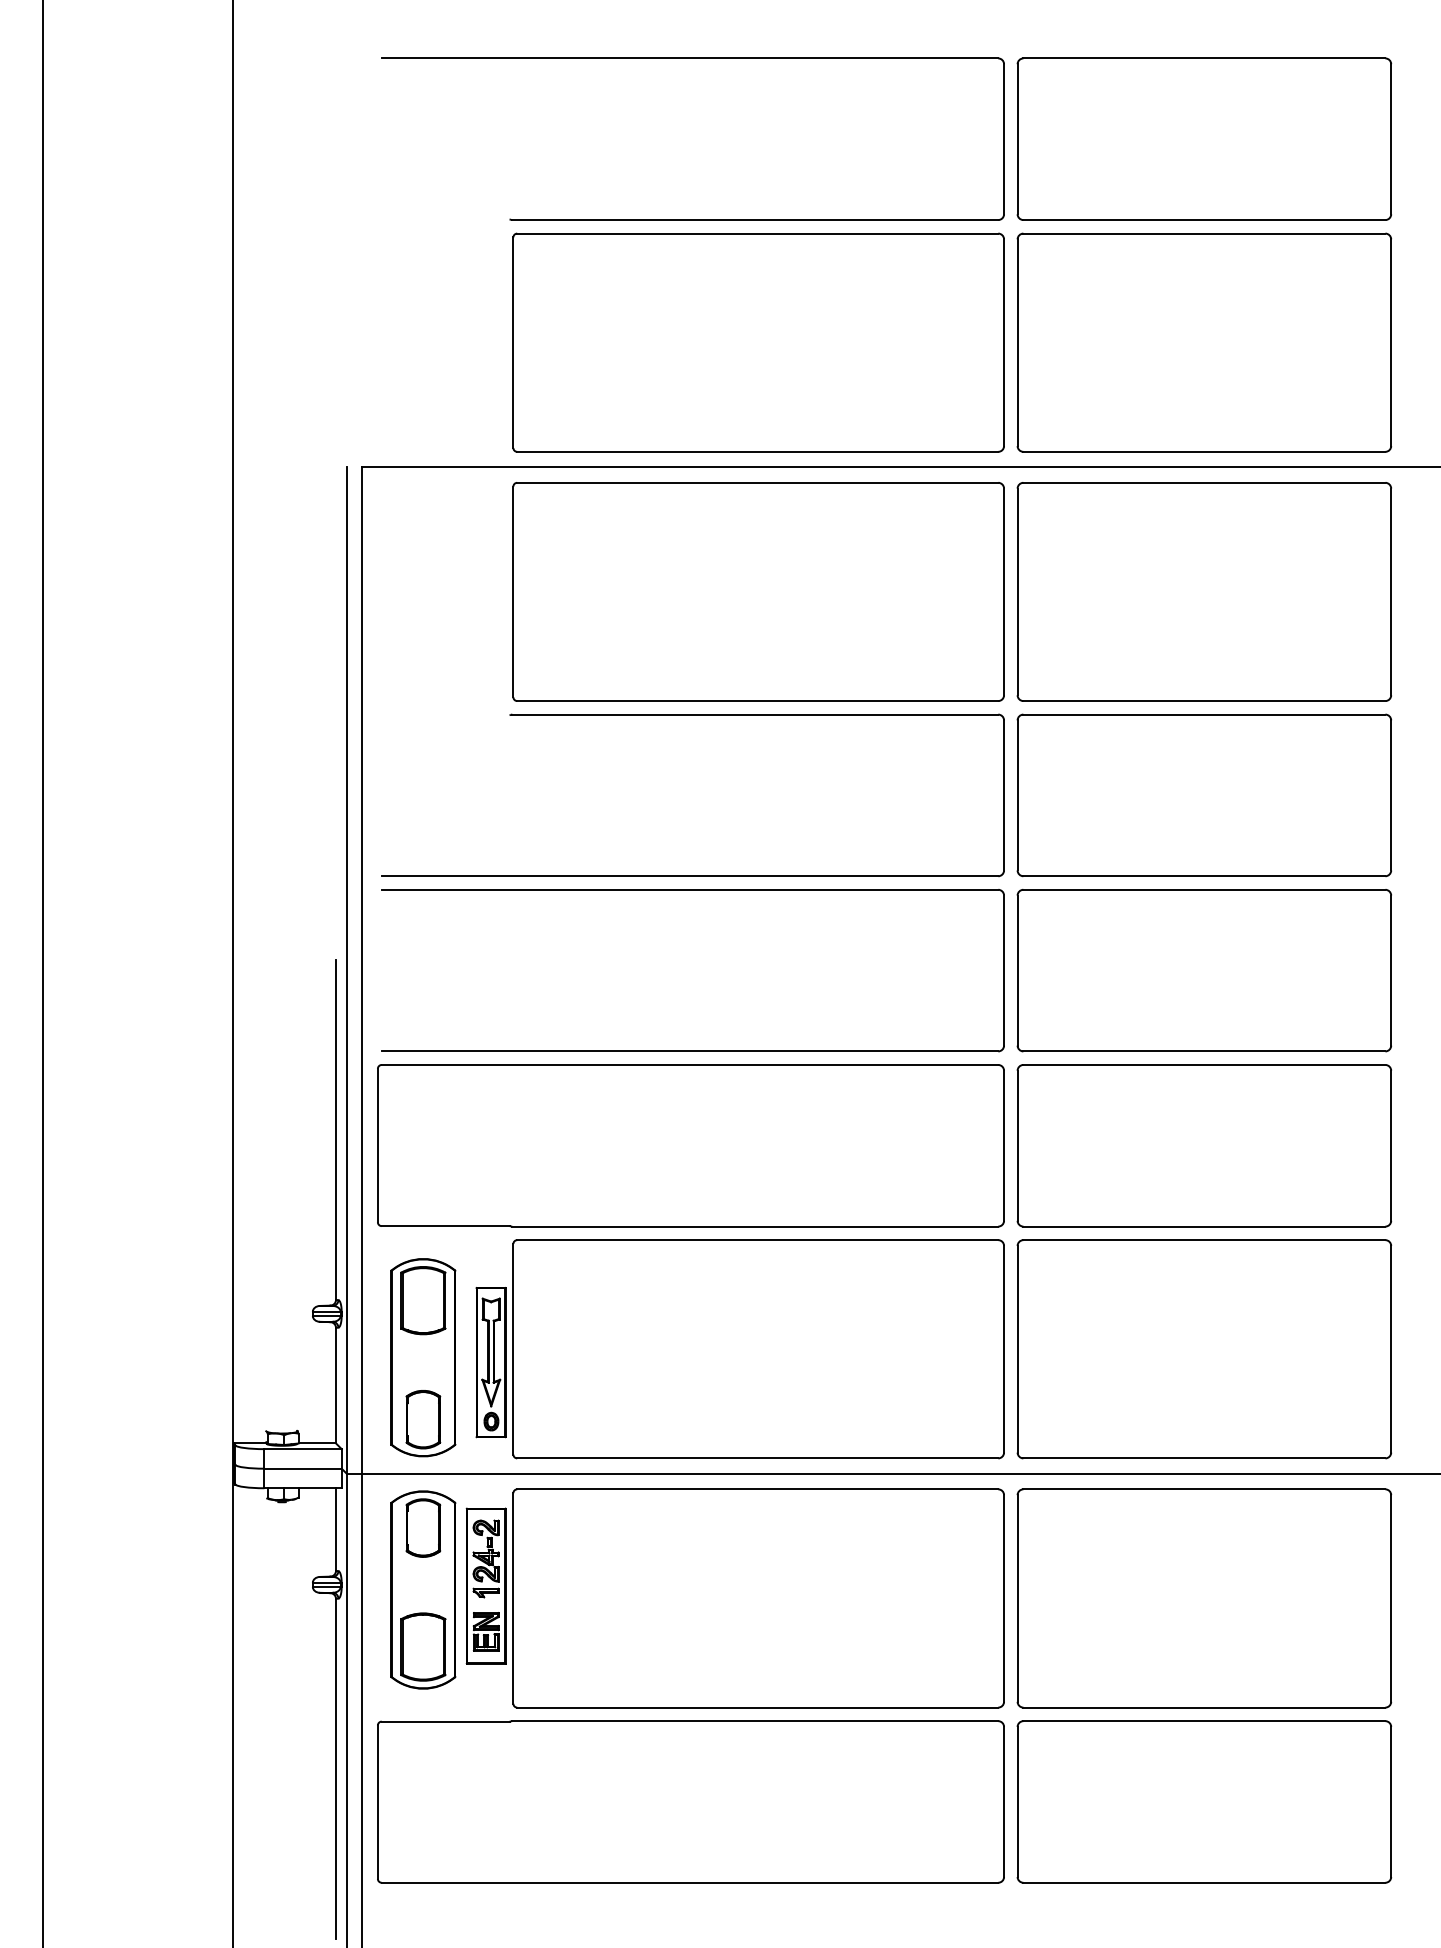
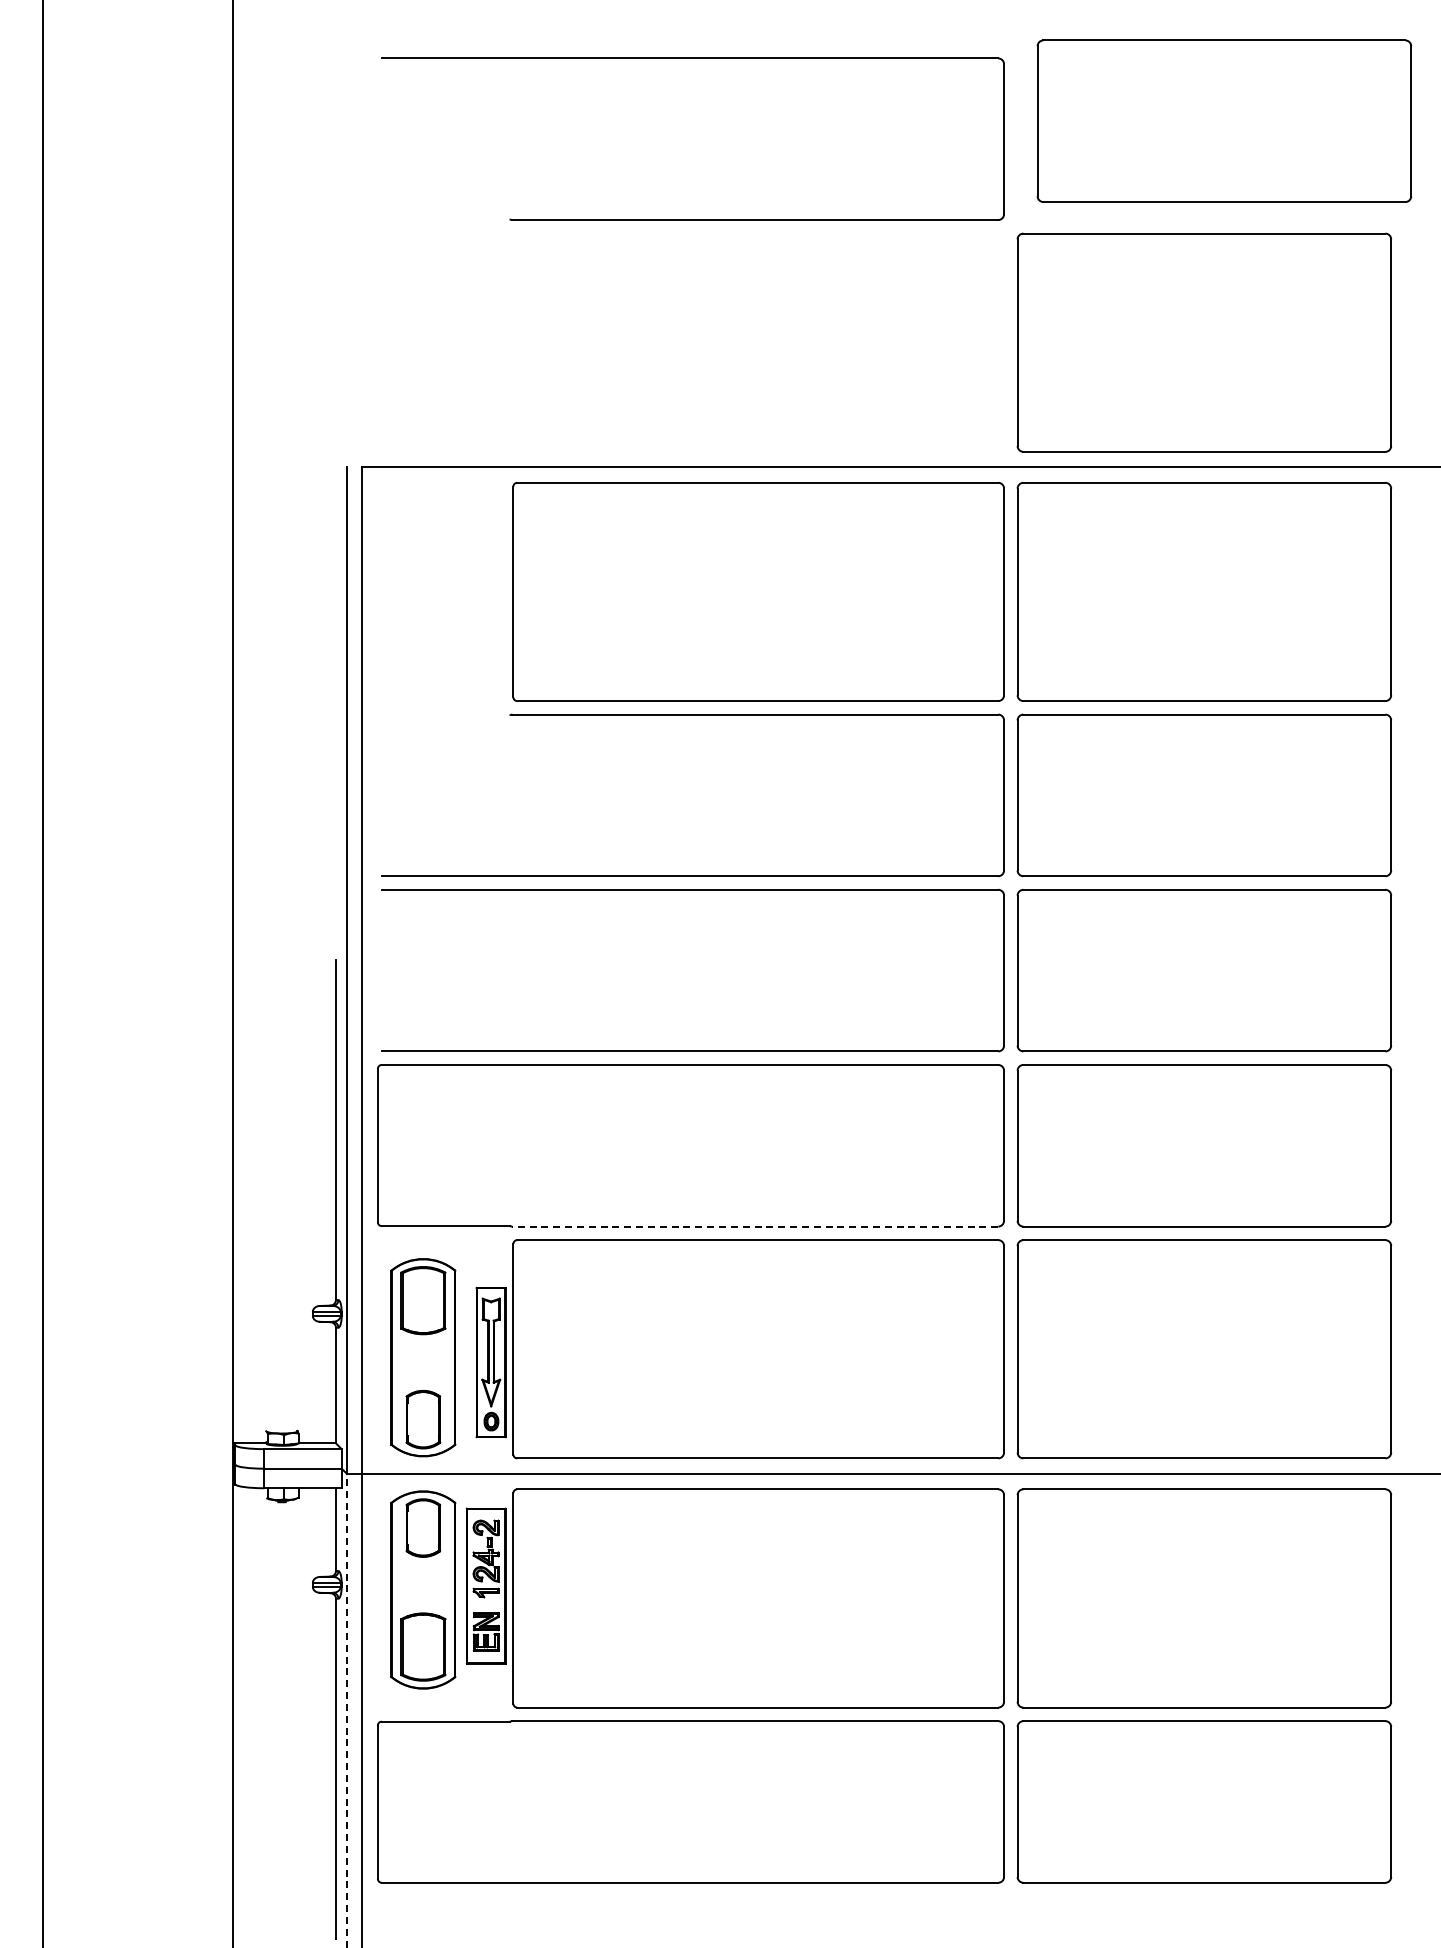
part position: (1204, 138) -> (1224, 120) (1224, 120)
part: present -> none (758, 342)
line: solid -> dashed (755, 1226)
line: solid -> dashed (346, 1710)
